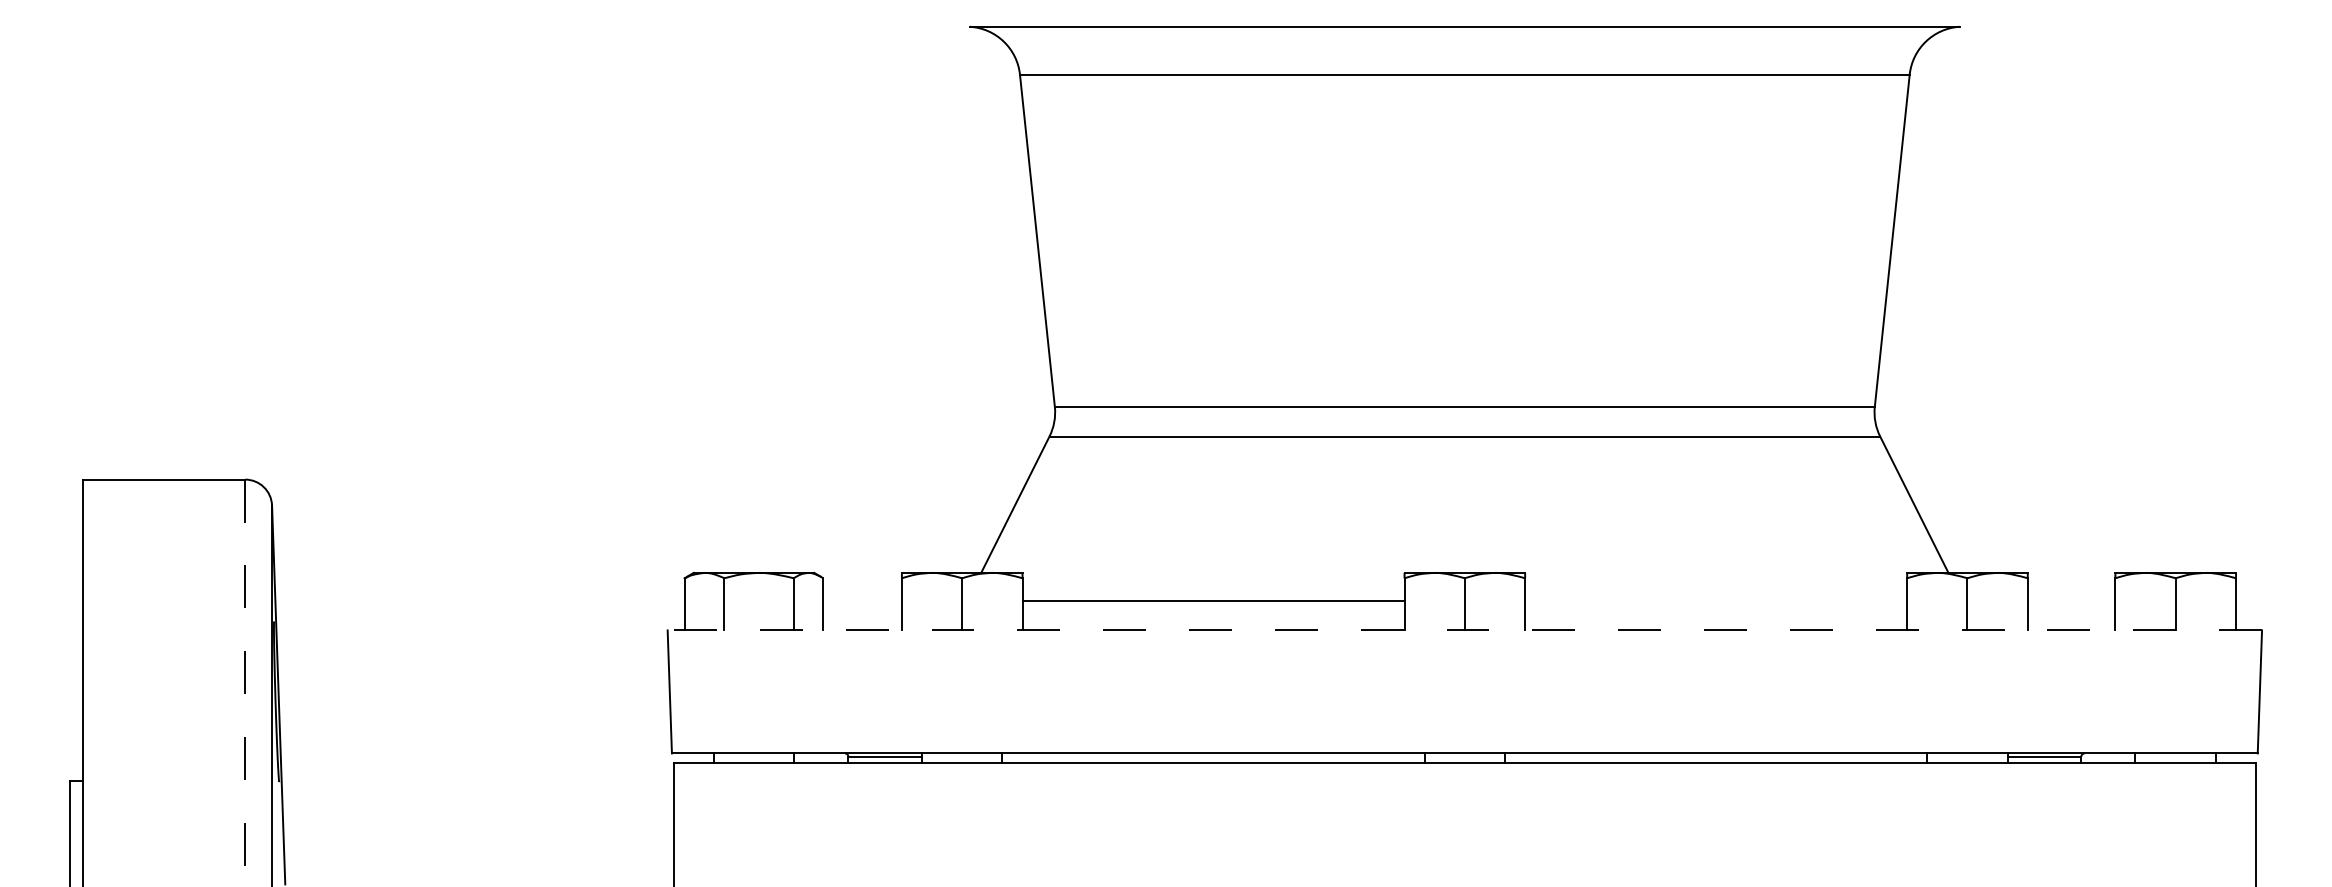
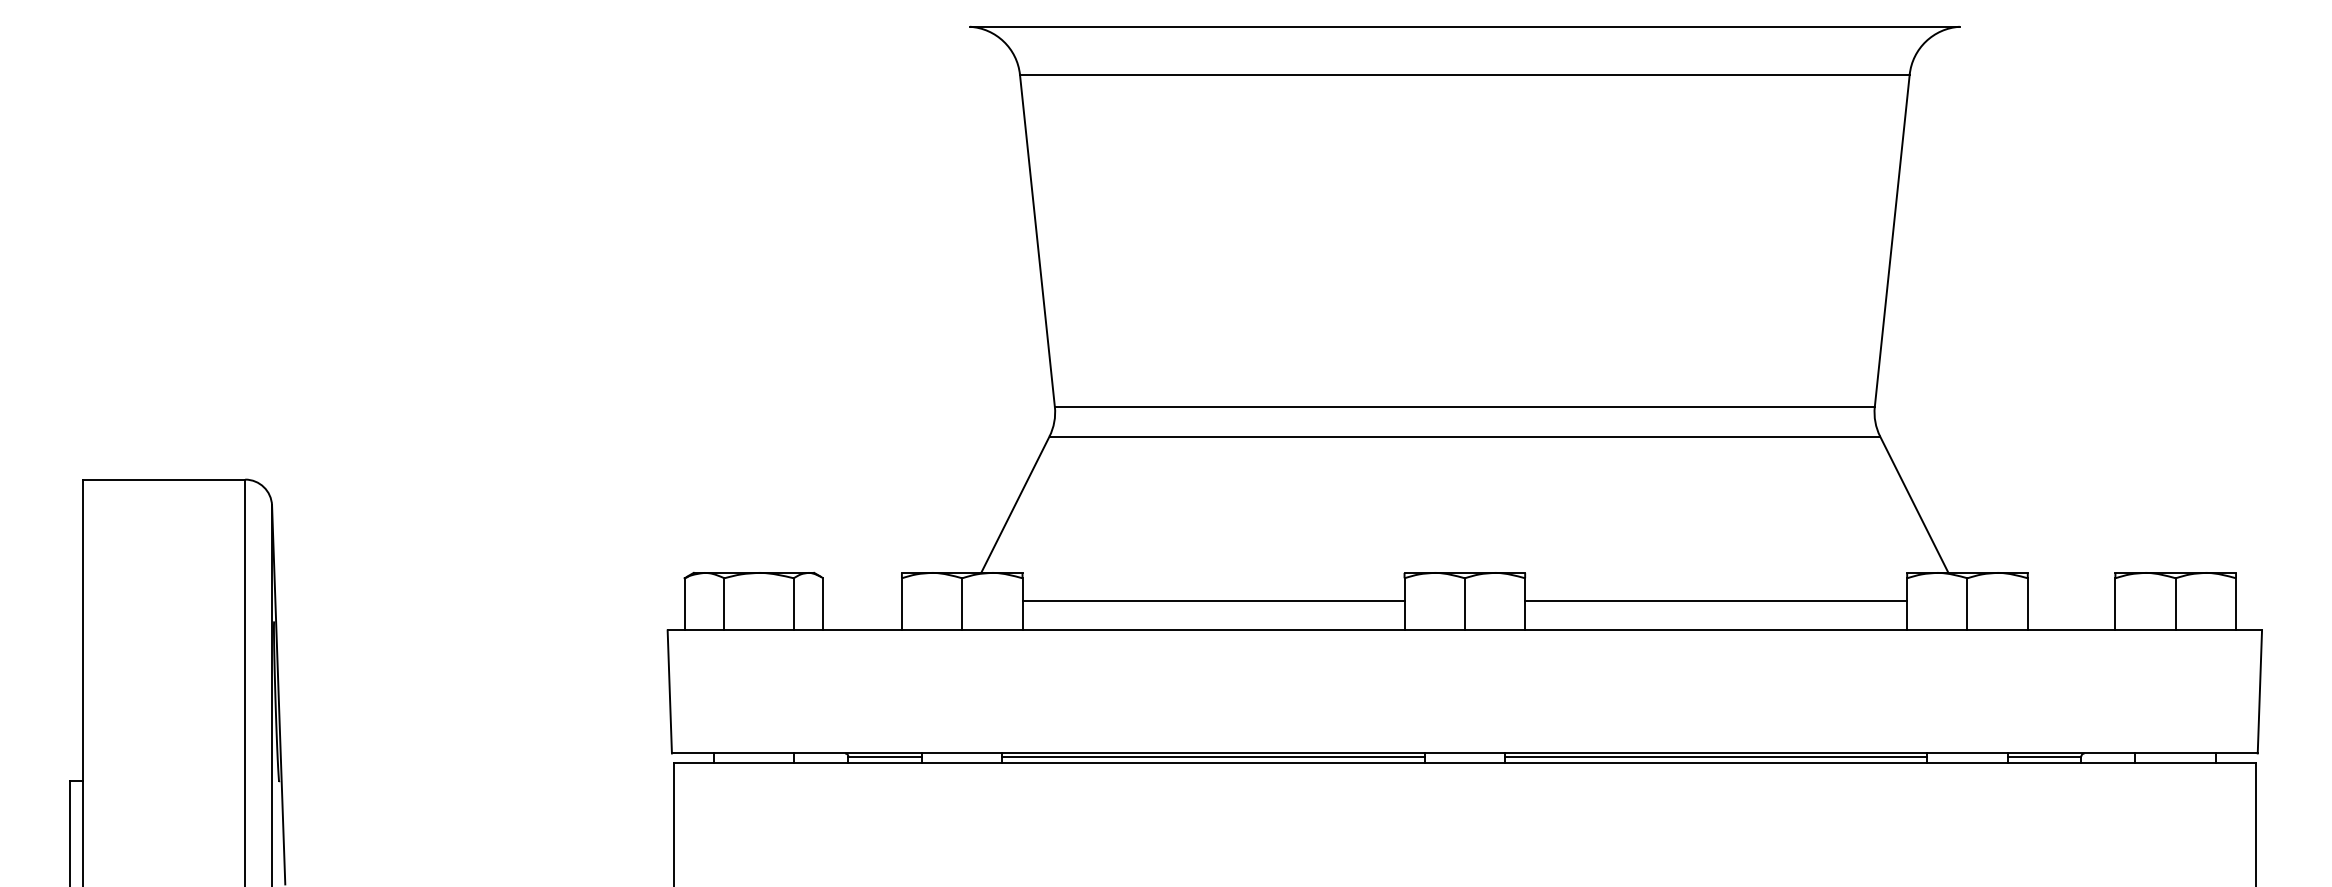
line: none -> present (1716, 600)
line: dashed -> solid (1464, 630)
line: dashed -> solid (245, 682)
line: none -> present (1213, 756)
line: none -> present (1716, 756)
